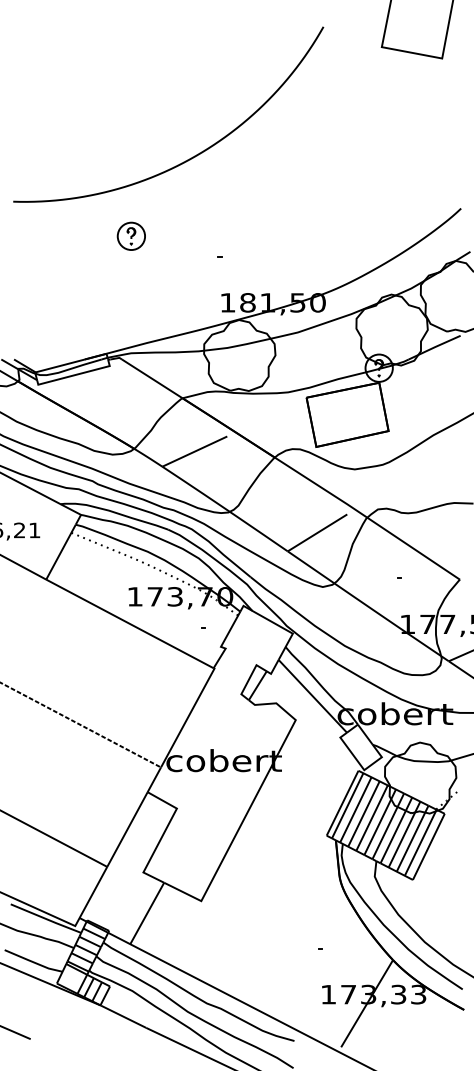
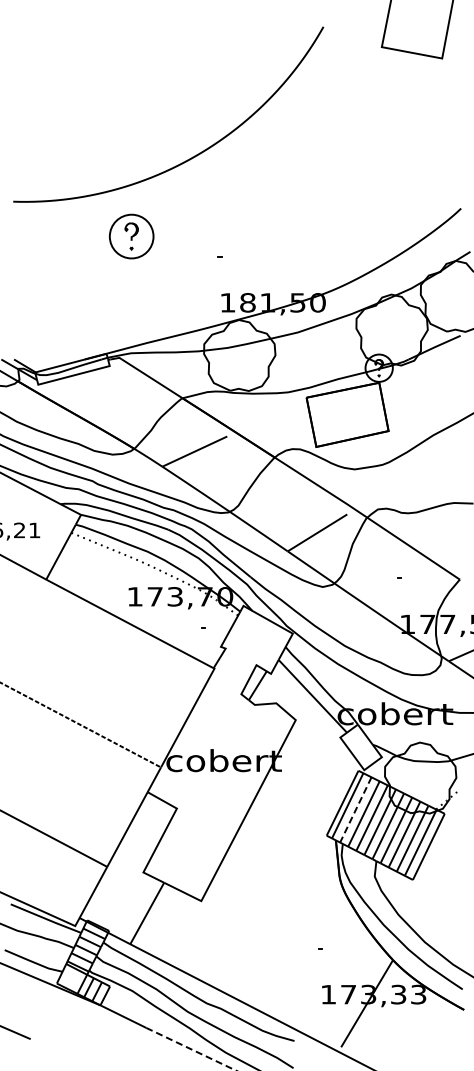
part size: 30x30 px -> 46x47 px (131, 236)
line: solid -> dashed (355, 810)
line: solid -> dashed (191, 1049)
